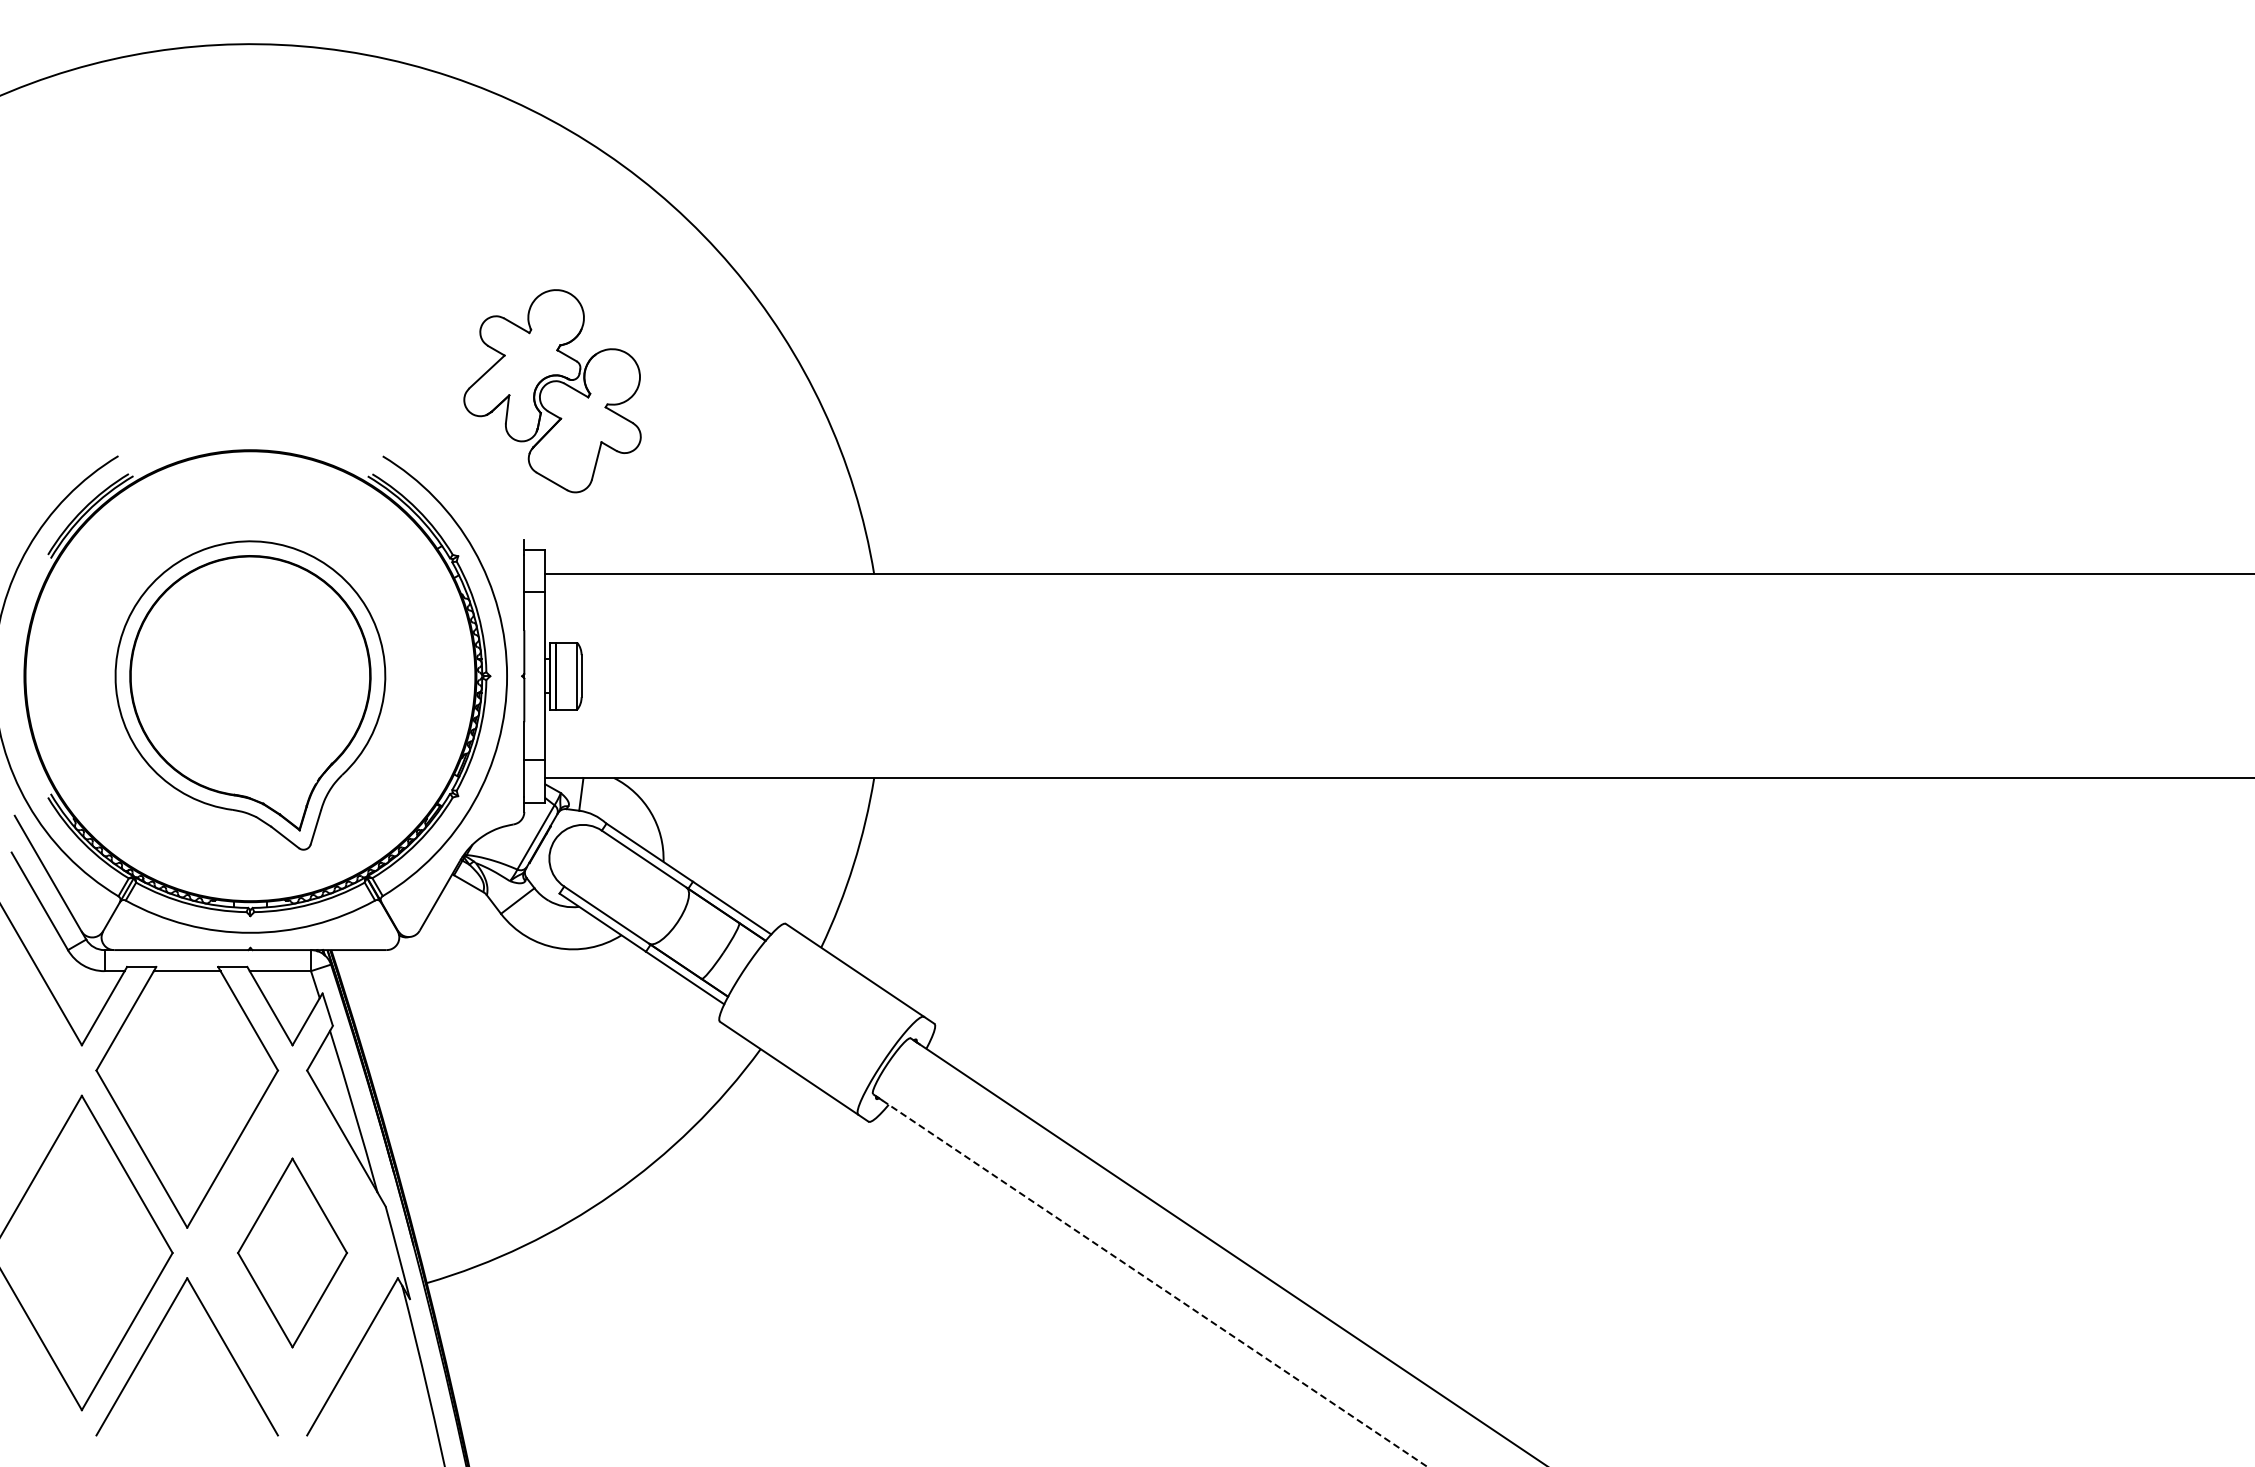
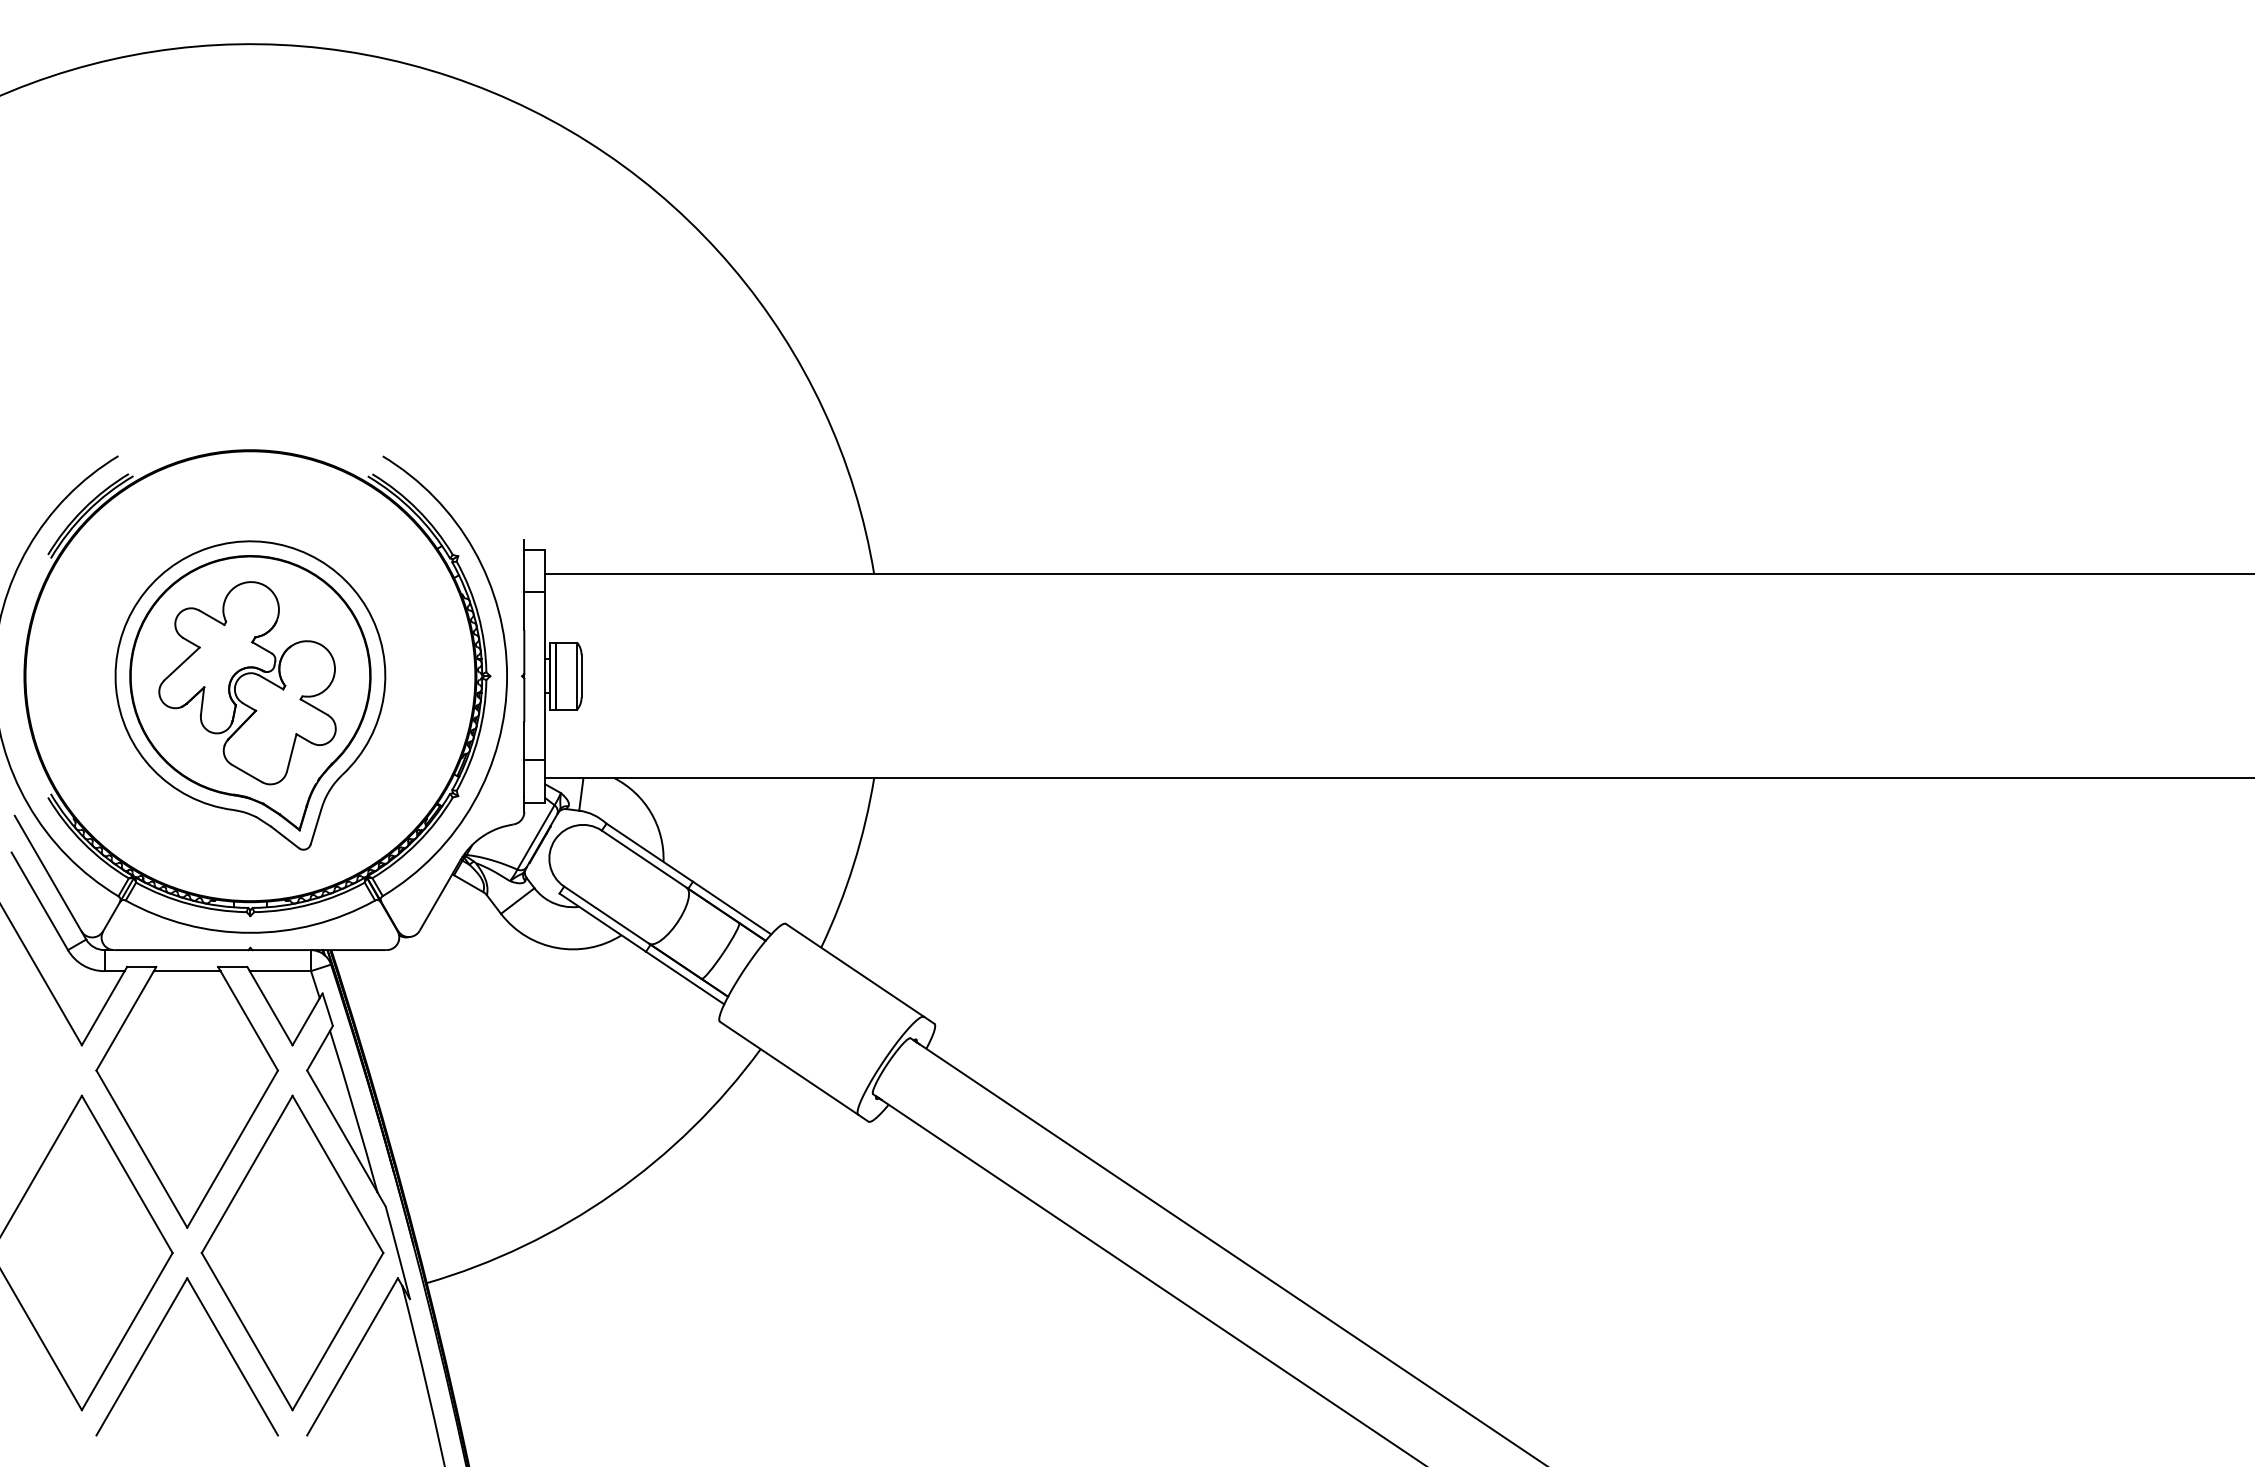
part position: (552, 391) -> (247, 683) (247, 683)
part size: 111x192 px -> 185x318 px (292, 1252)
line: dashed -> solid (1150, 1280)
